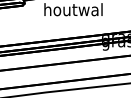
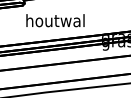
text position: (73, 9) -> (55, 20) (55, 20)
